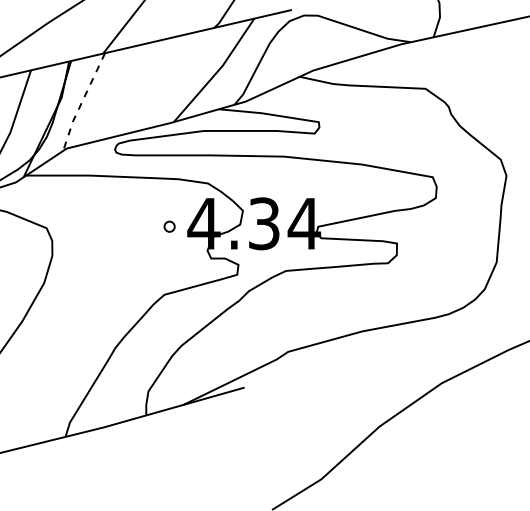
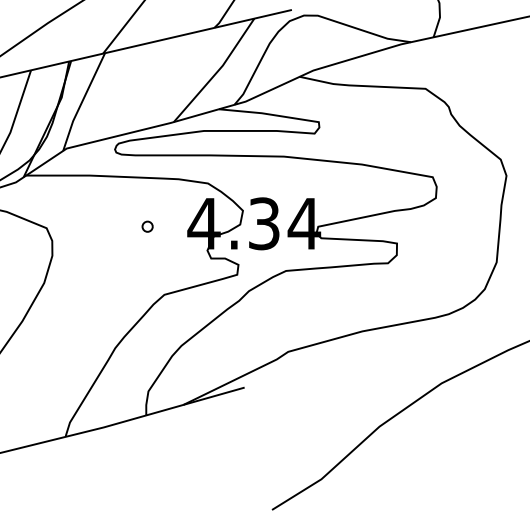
line: dashed -> solid (81, 102)
part position: (169, 226) -> (147, 226) (147, 226)
